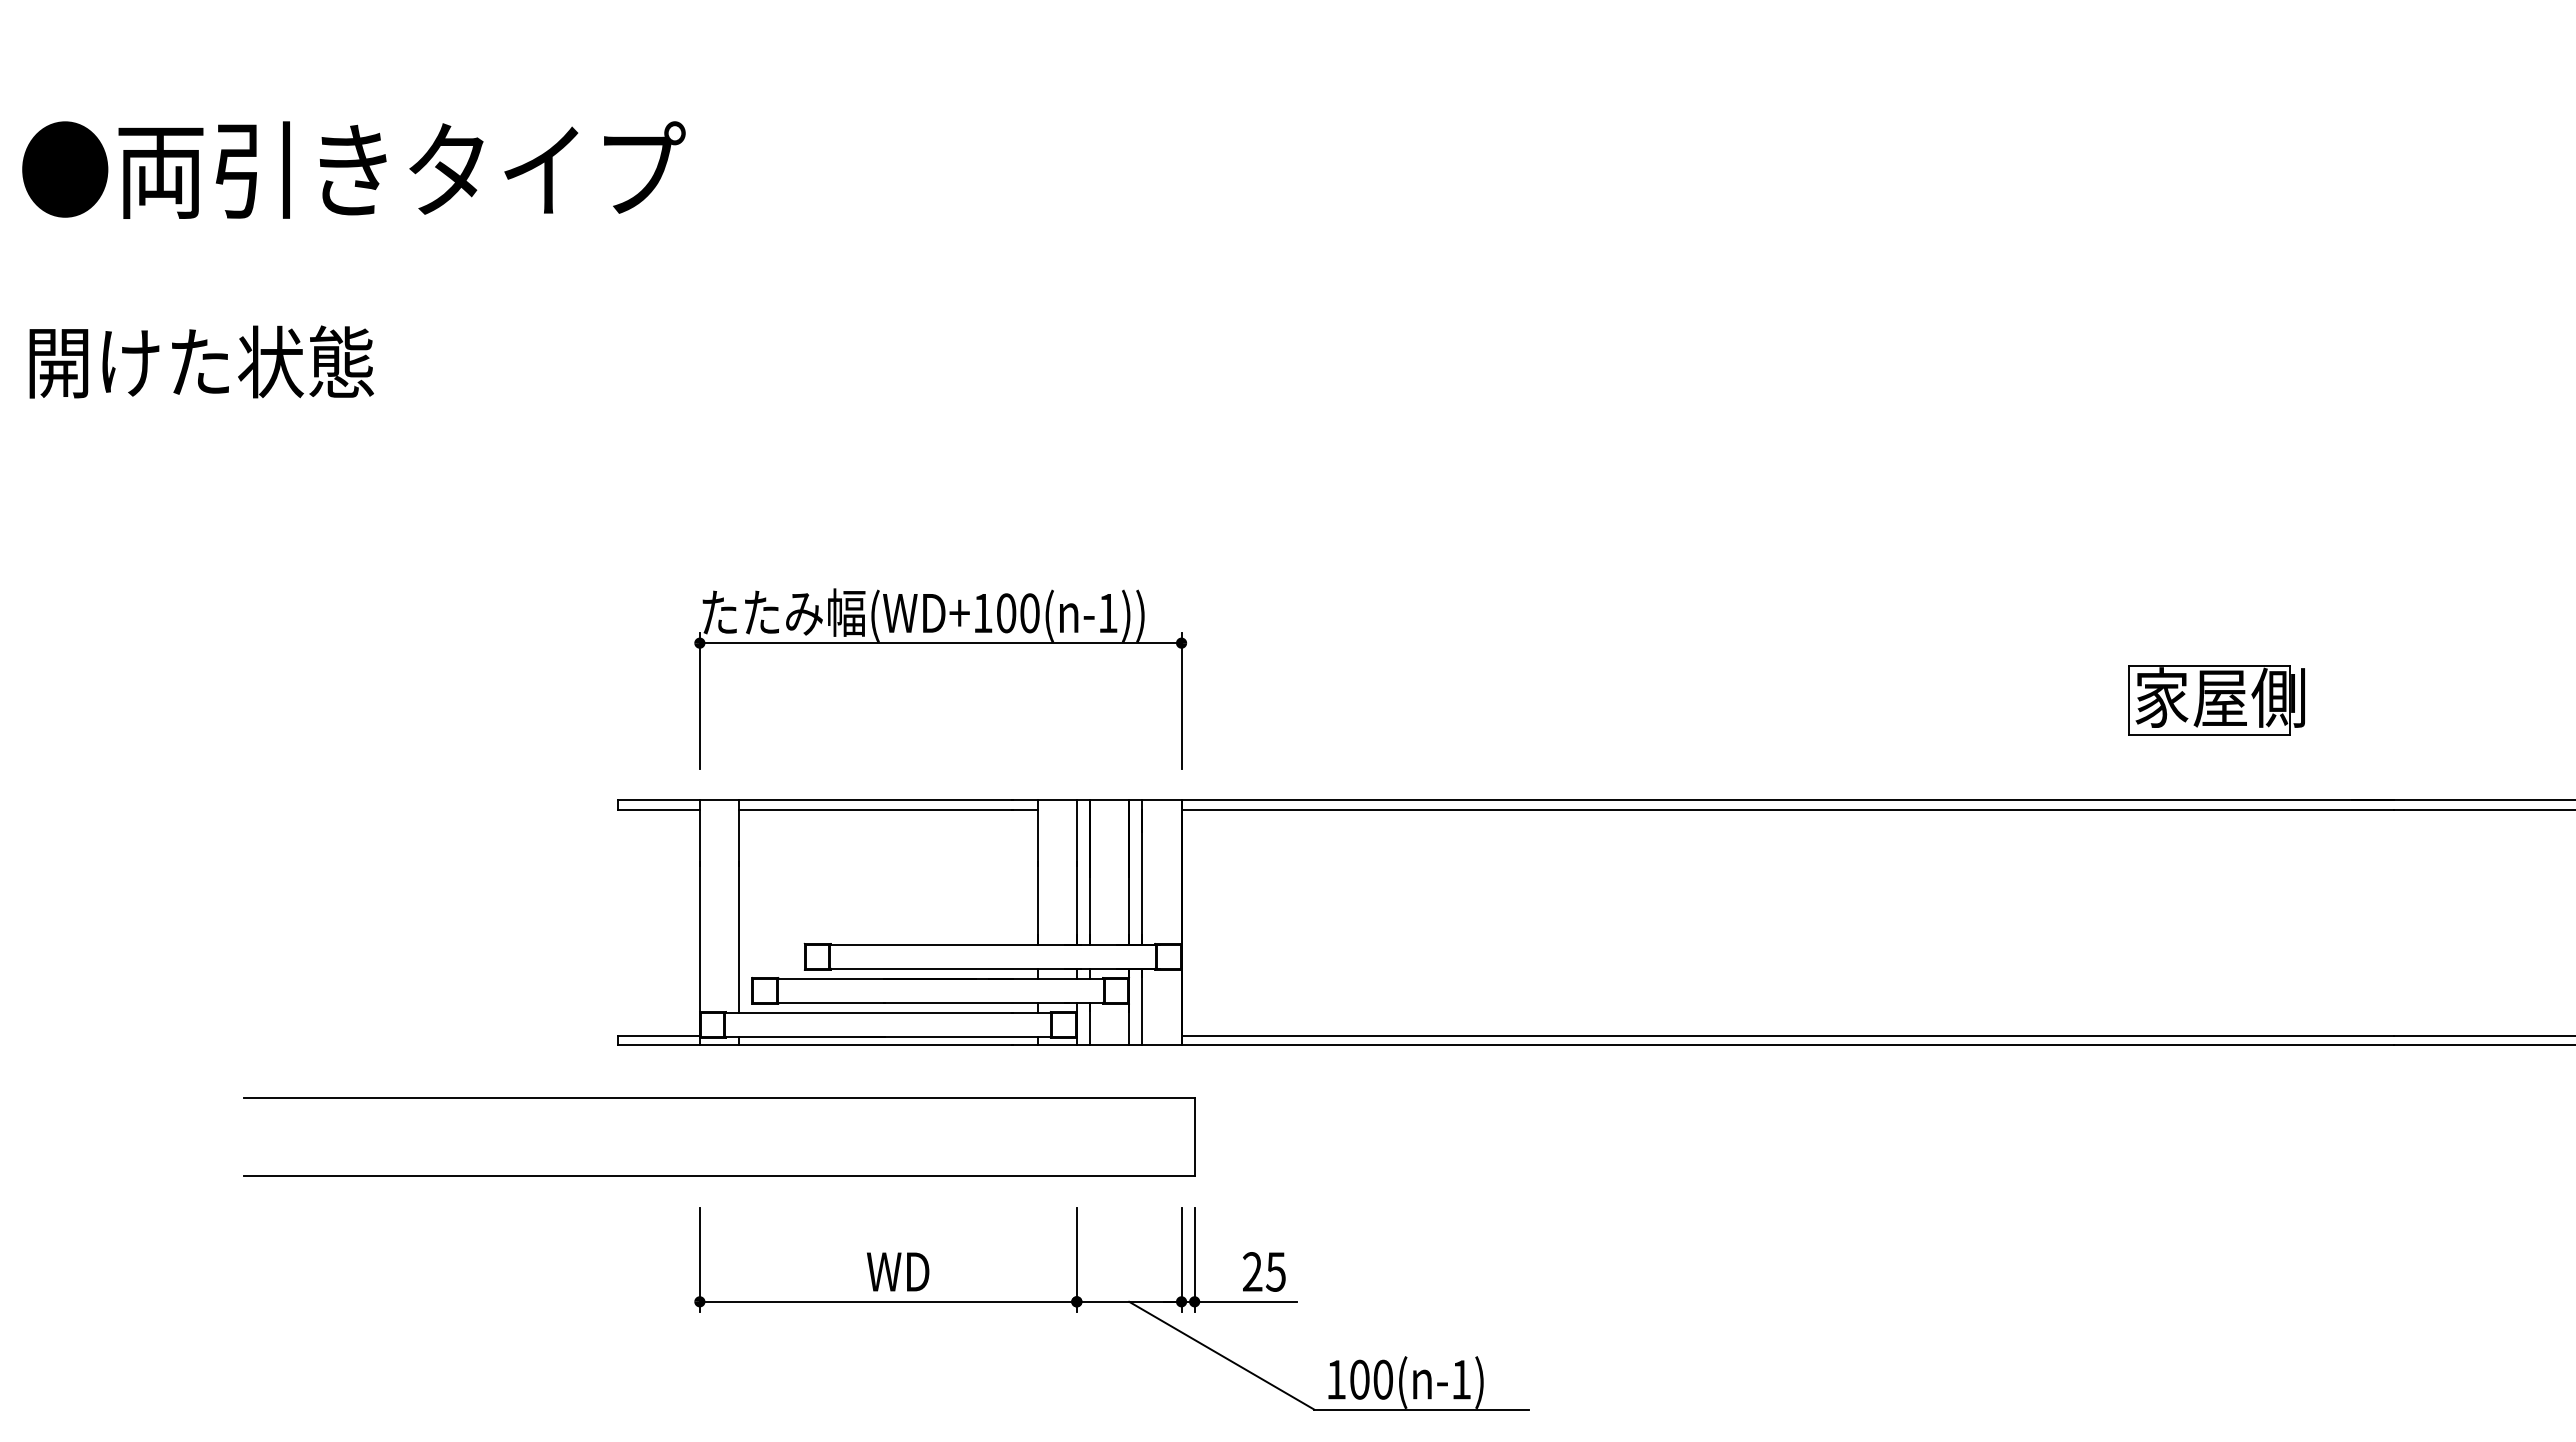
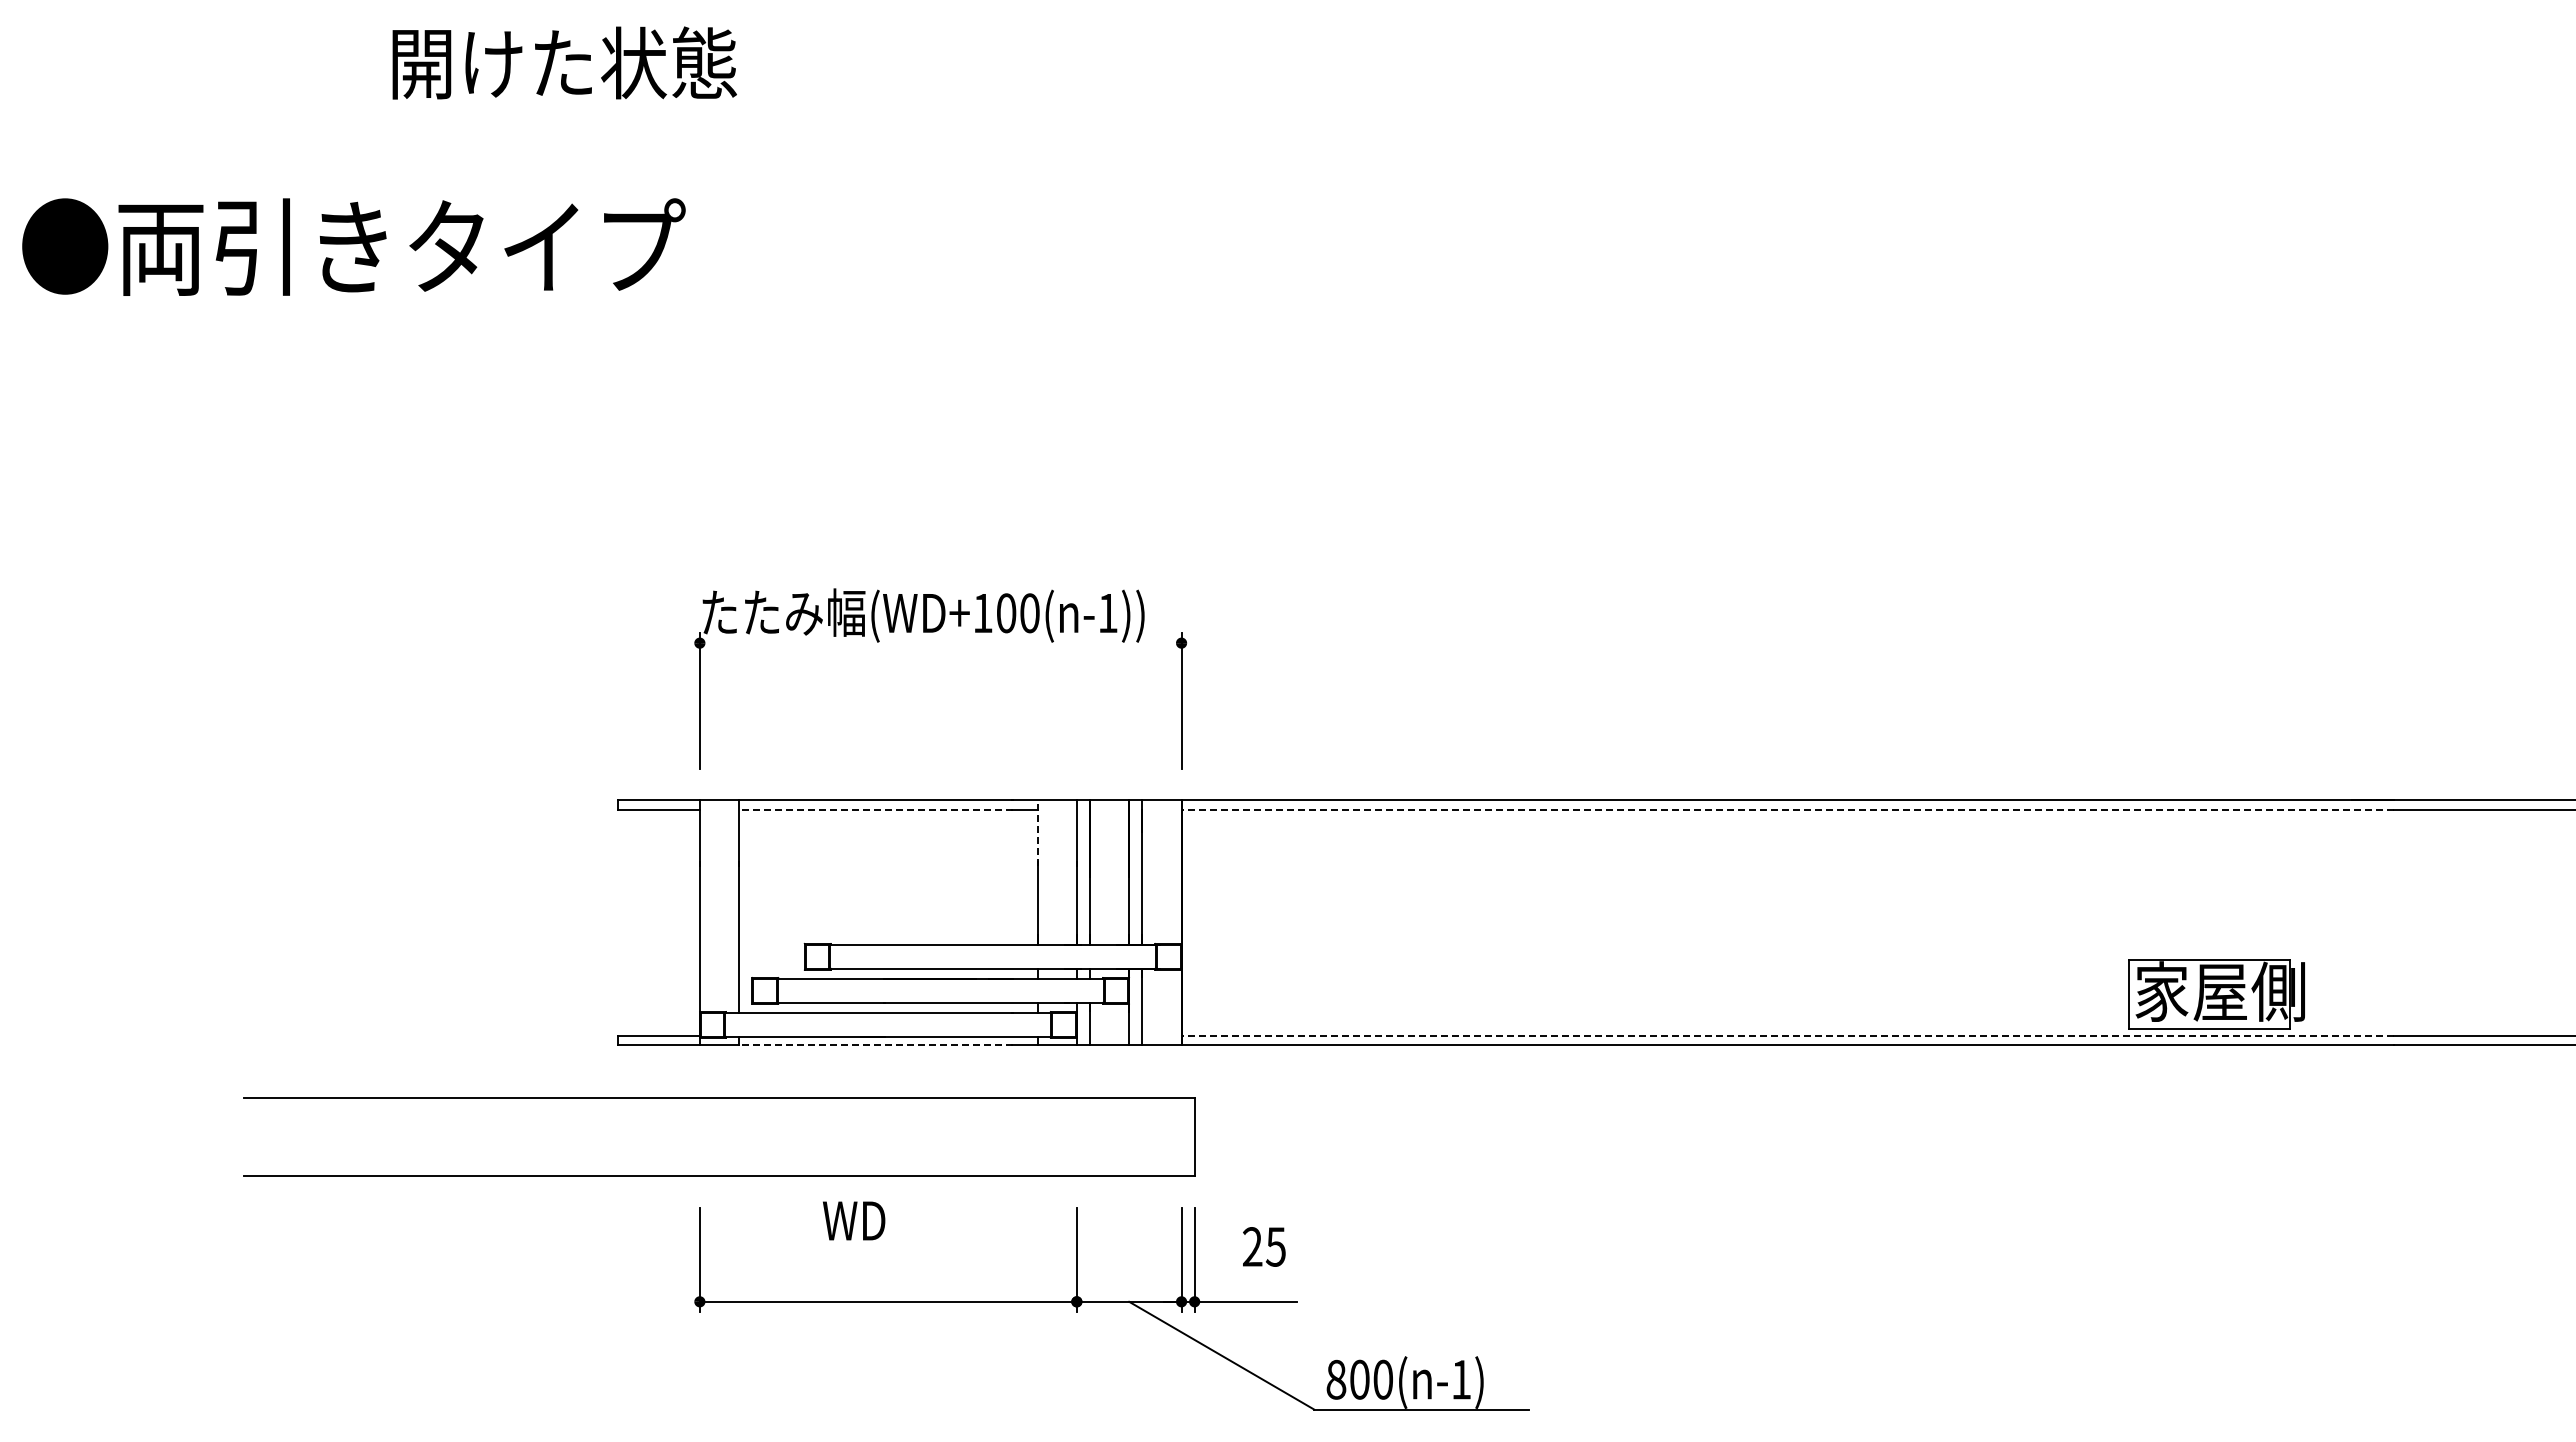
text position: (353, 169) -> (353, 246) (353, 246)
text position: (201, 361) -> (564, 62) (564, 62)
line: present -> none (940, 643)
part position: (2216, 700) -> (2216, 994) (2216, 994)
line: solid -> dashed (875, 809)
line: solid -> dashed (1787, 809)
line: solid -> dashed (1037, 833)
line: solid -> dashed (1787, 1035)
line: solid -> dashed (875, 1045)
text position: (898, 1271) -> (854, 1220) (854, 1220)
text position: (1264, 1271) -> (1264, 1246) (1264, 1246)
text: 100(n-1) -> 800(n-1) (1336, 1379)
